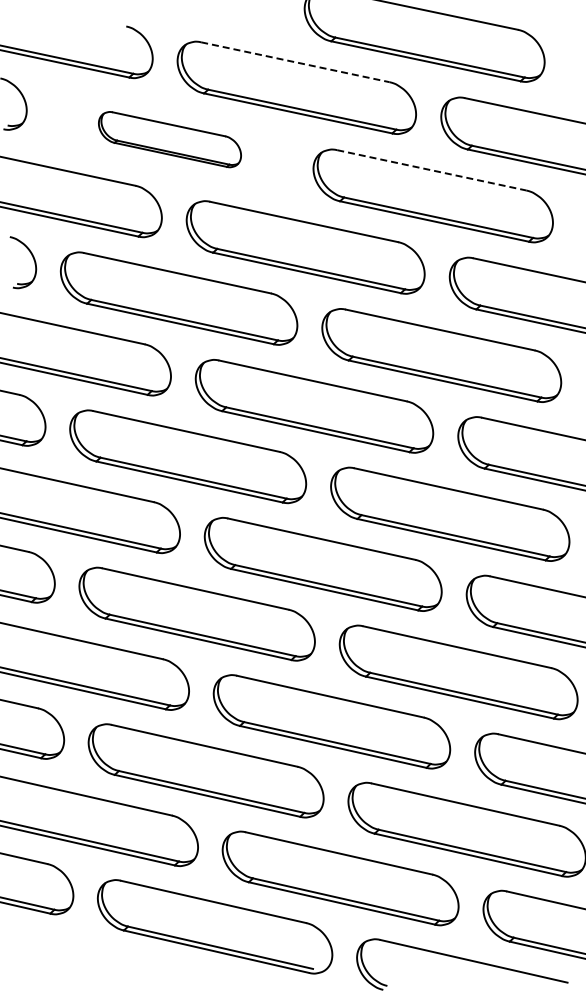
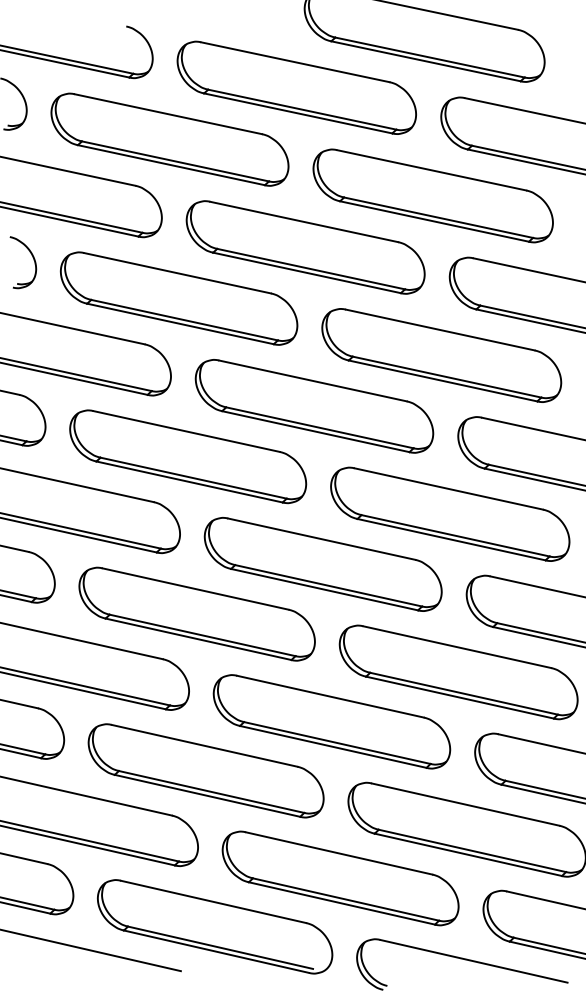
line: dashed -> solid (295, 62)
part size: 144x58 px -> 240x95 px (169, 139)
line: dashed -> solid (431, 170)
line: none -> present (91, 950)
